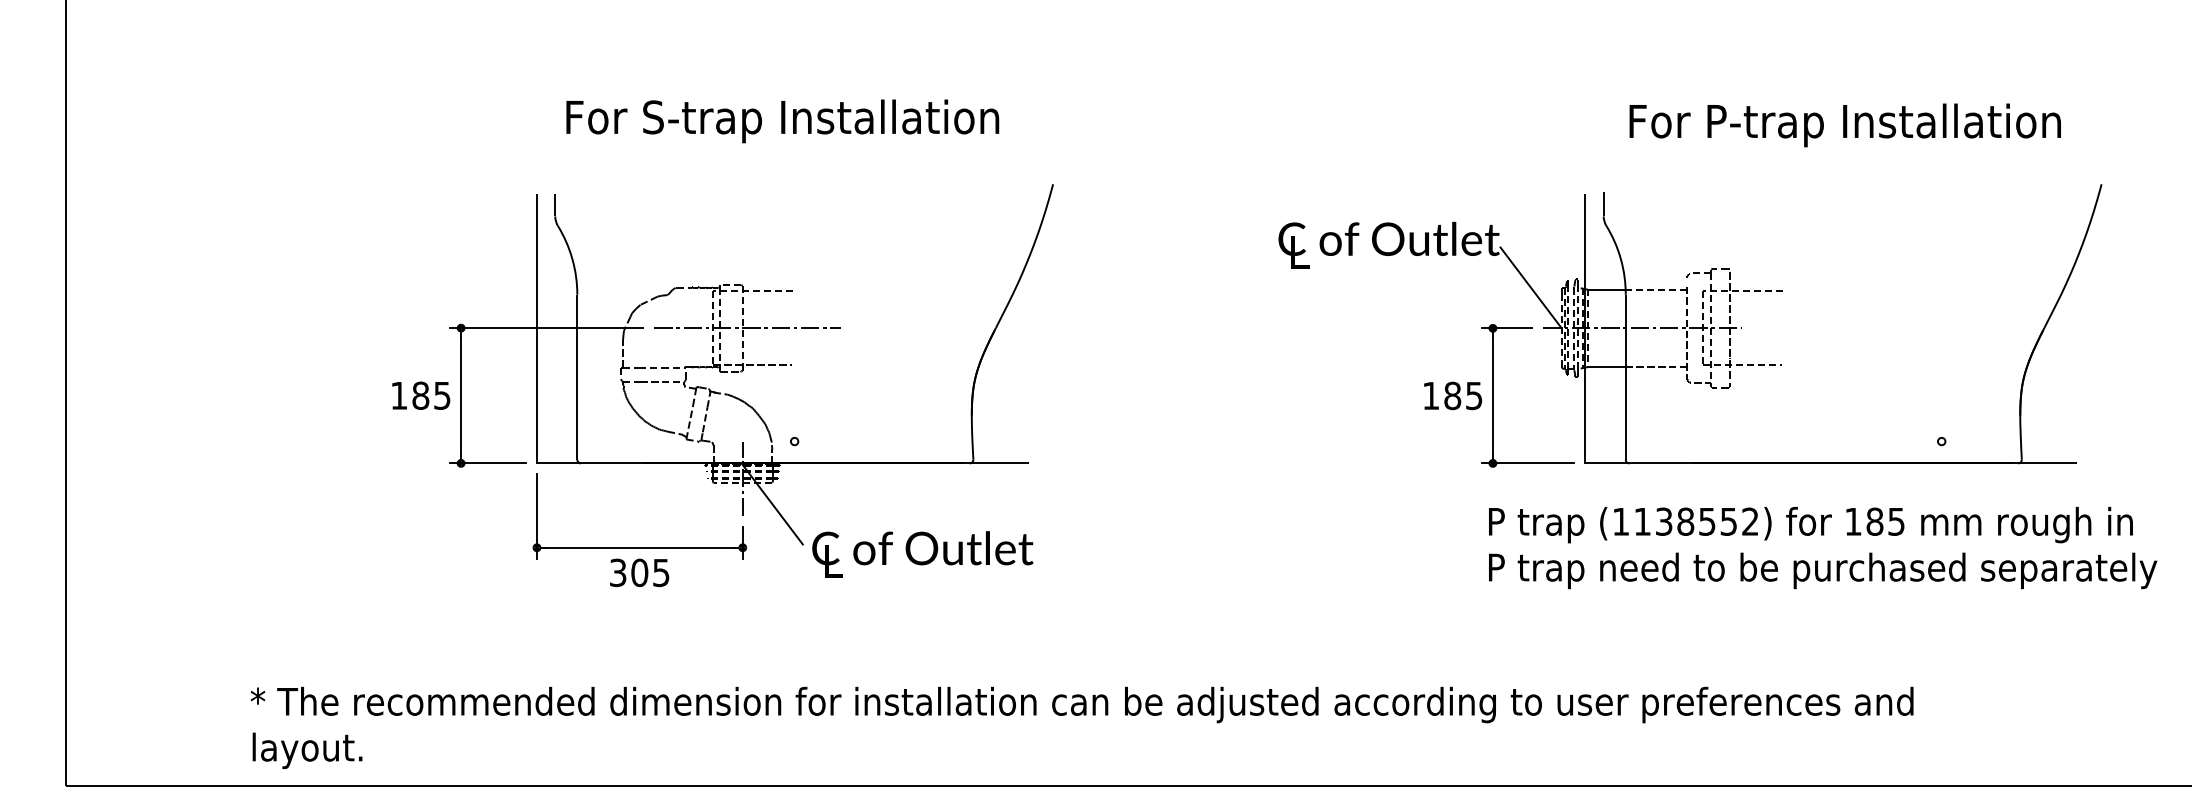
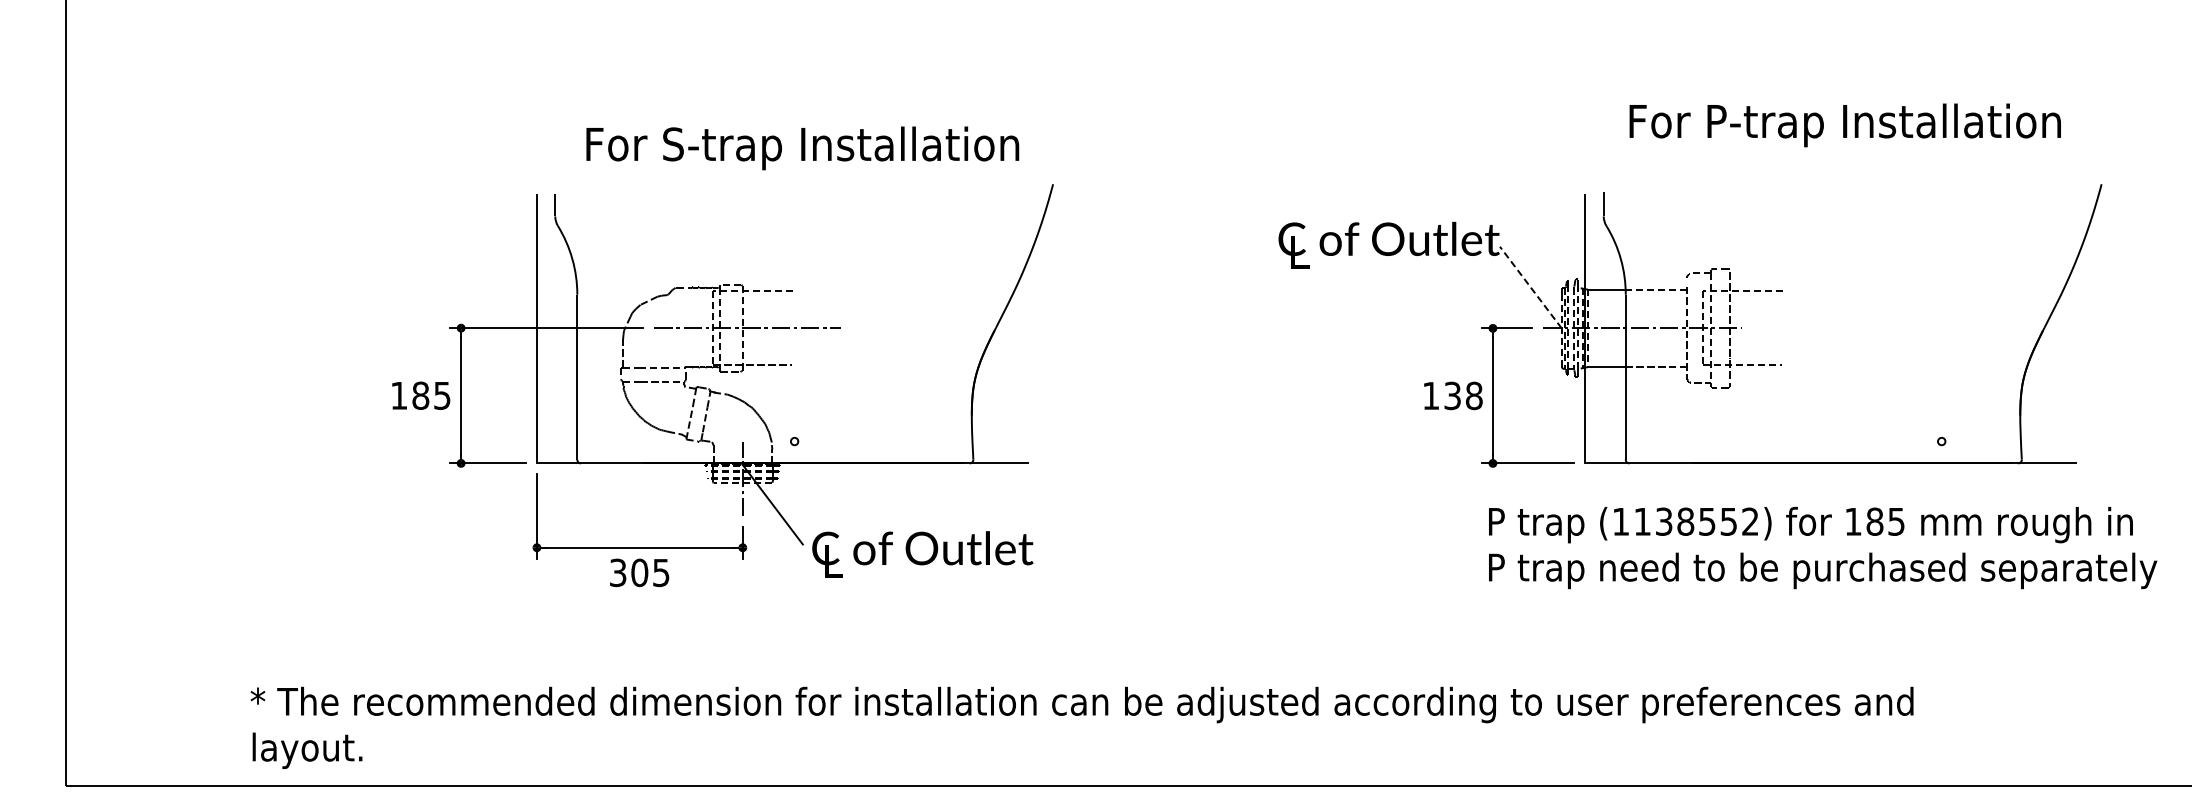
text position: (782, 121) -> (802, 148) (802, 148)
line: solid -> dashed (1530, 287)
text: 185 -> 138 (1463, 395)
